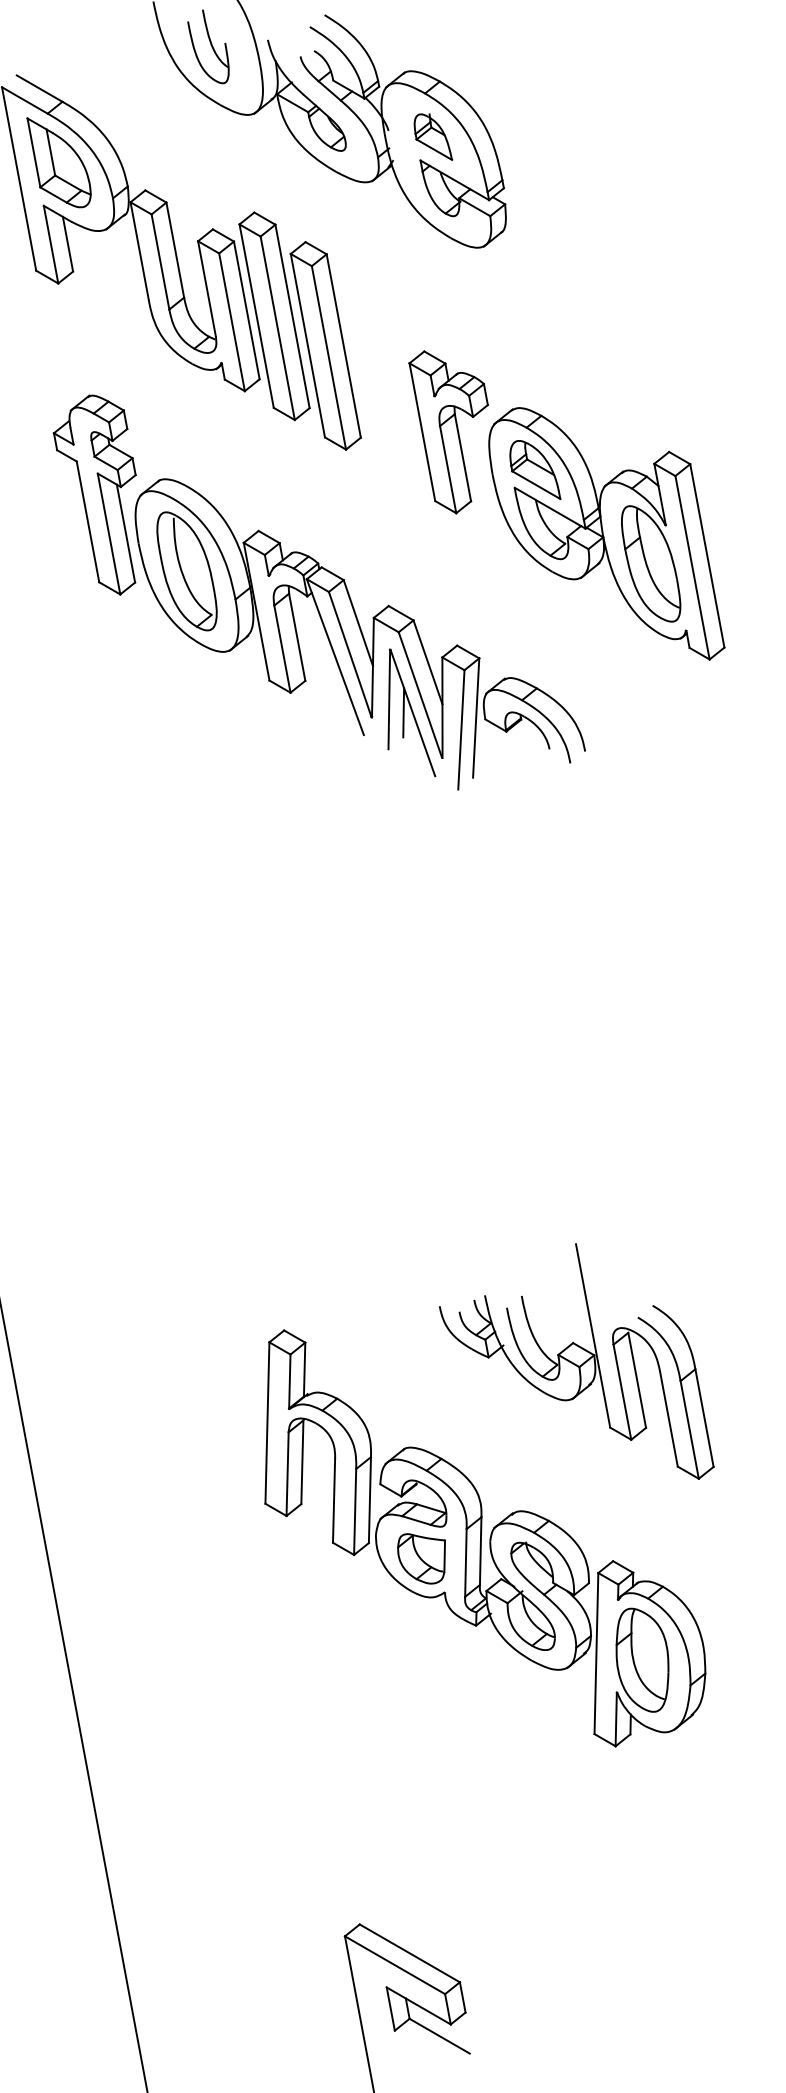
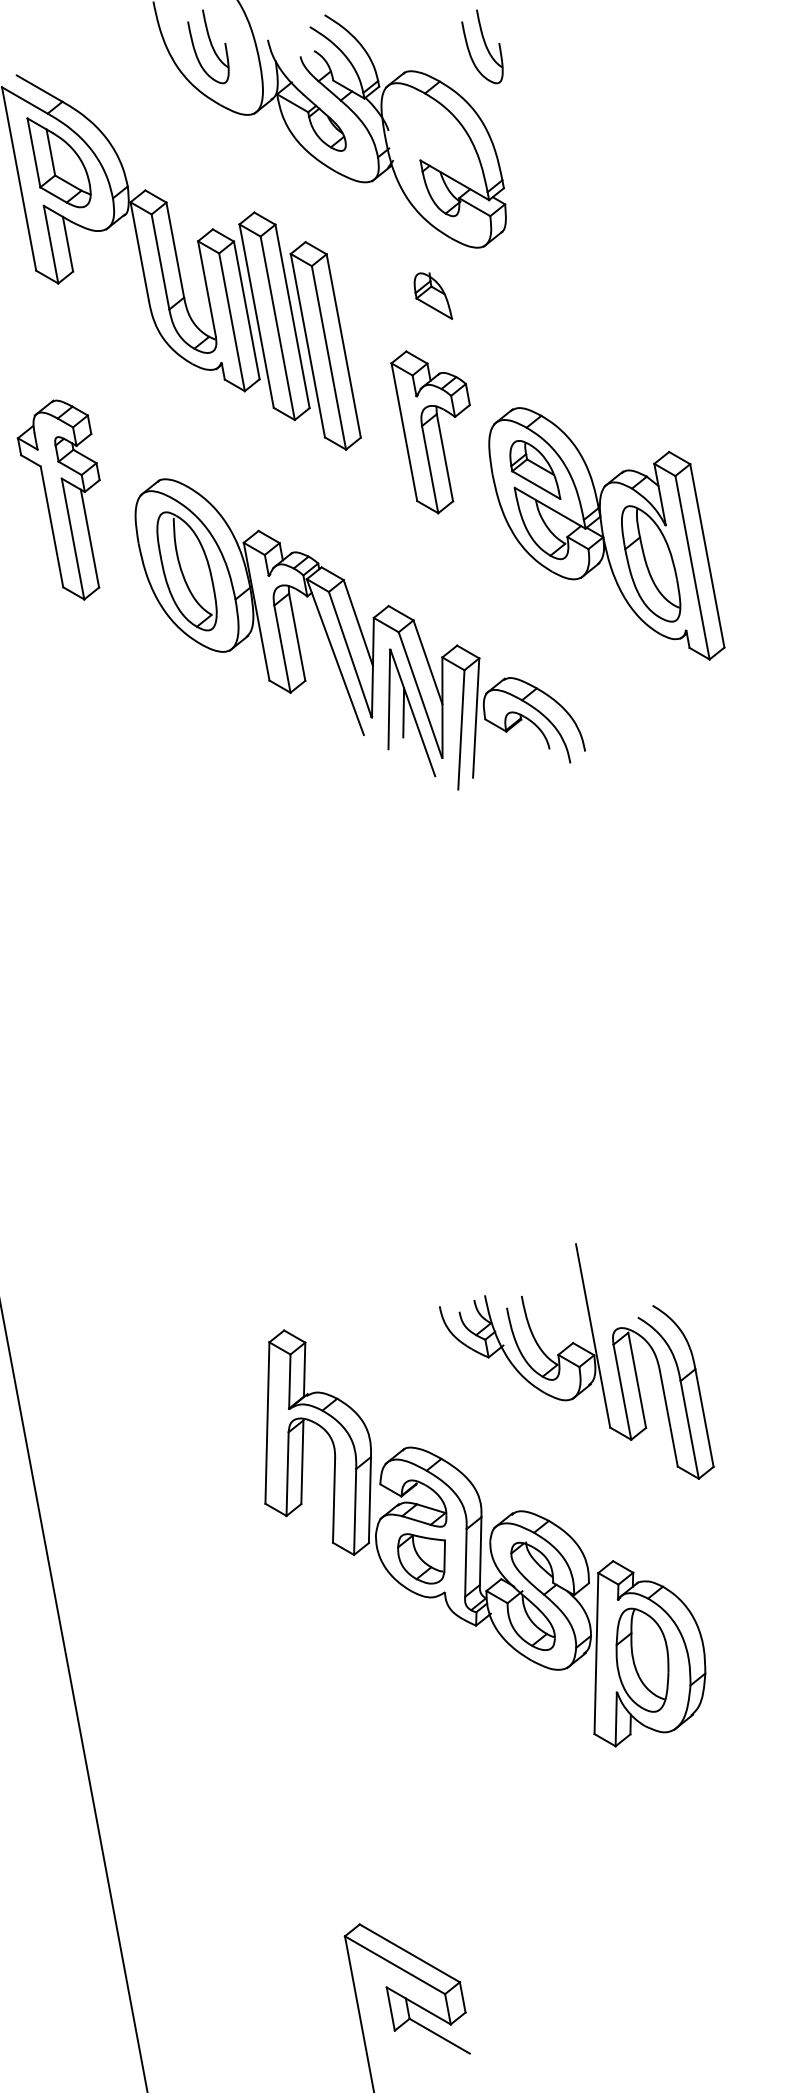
part: none -> present (482, 46)
part position: (433, 136) -> (433, 295) (433, 295)
part position: (448, 432) -> (430, 432) (430, 432)
part position: (94, 494) -> (58, 499) (58, 499)
